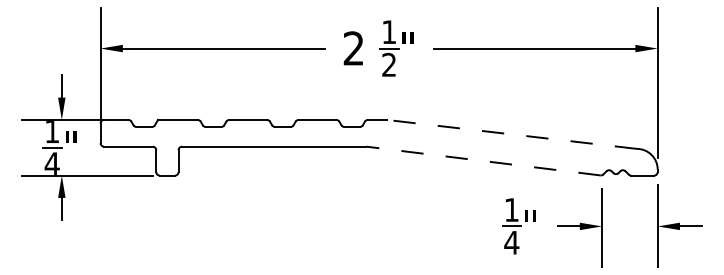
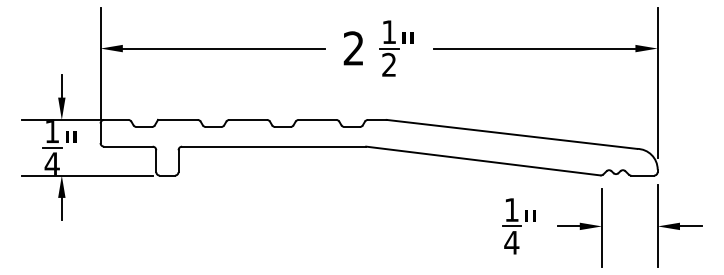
line: dashed -> solid (511, 134)
line: dashed -> solid (483, 161)
